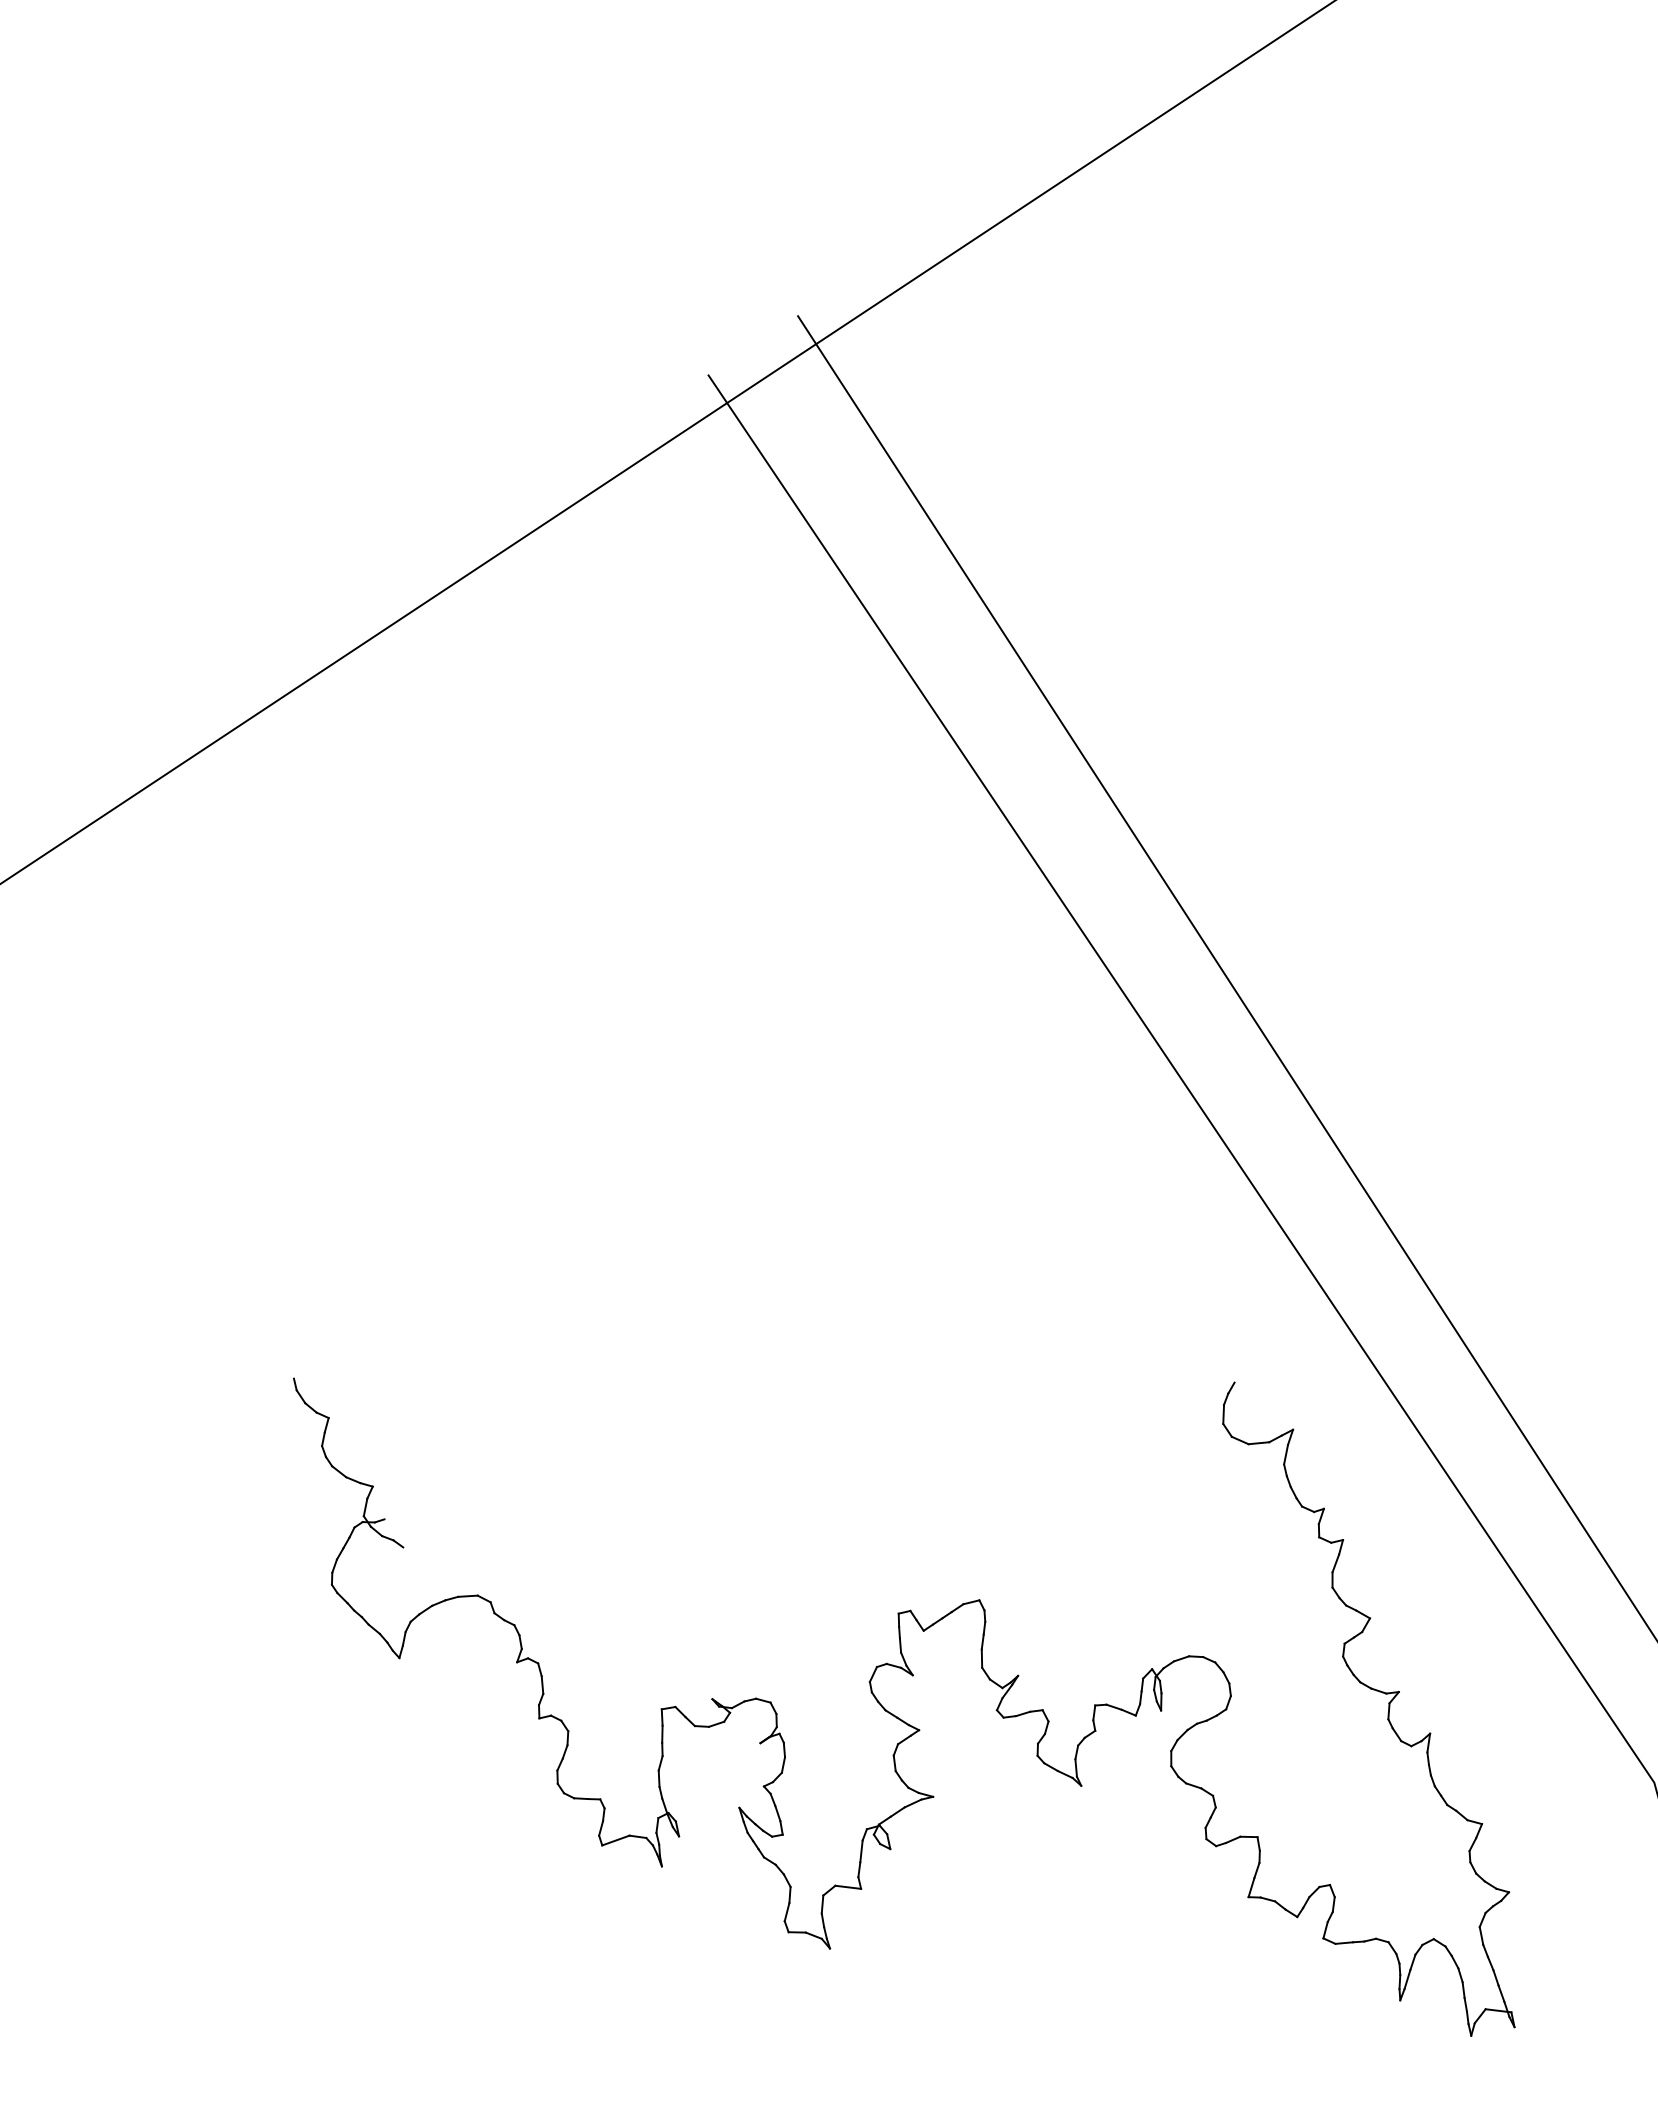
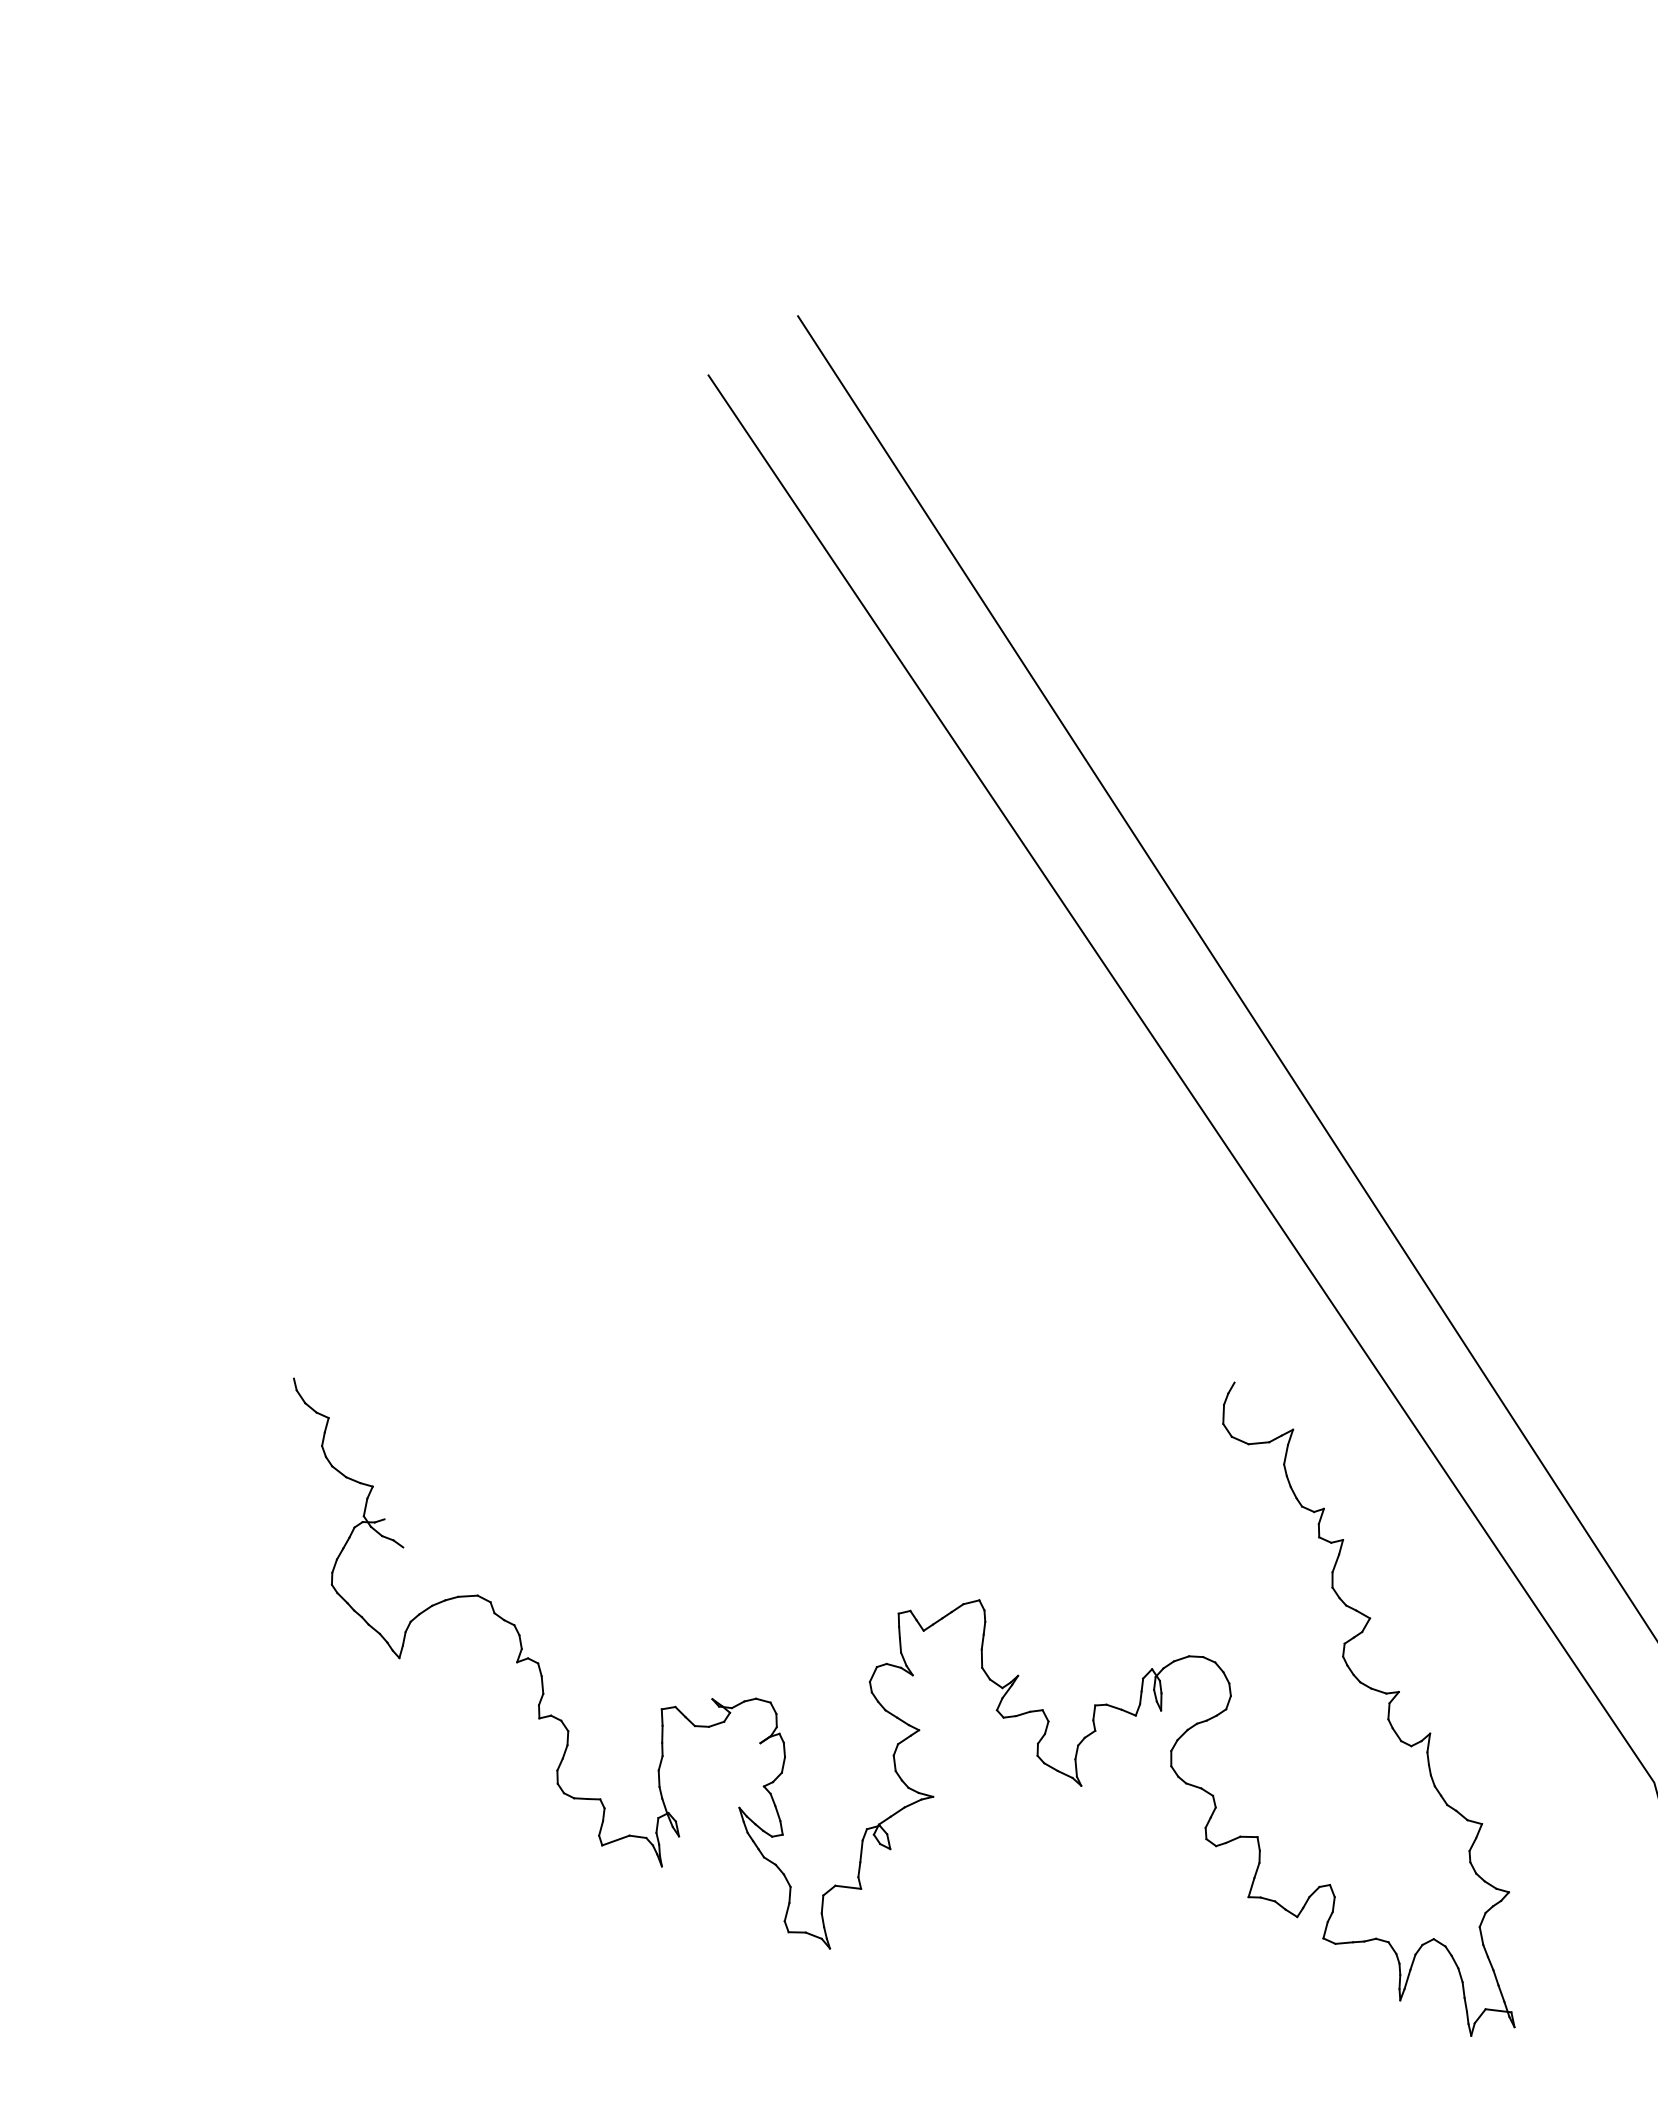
line: present -> none (667, 442)
